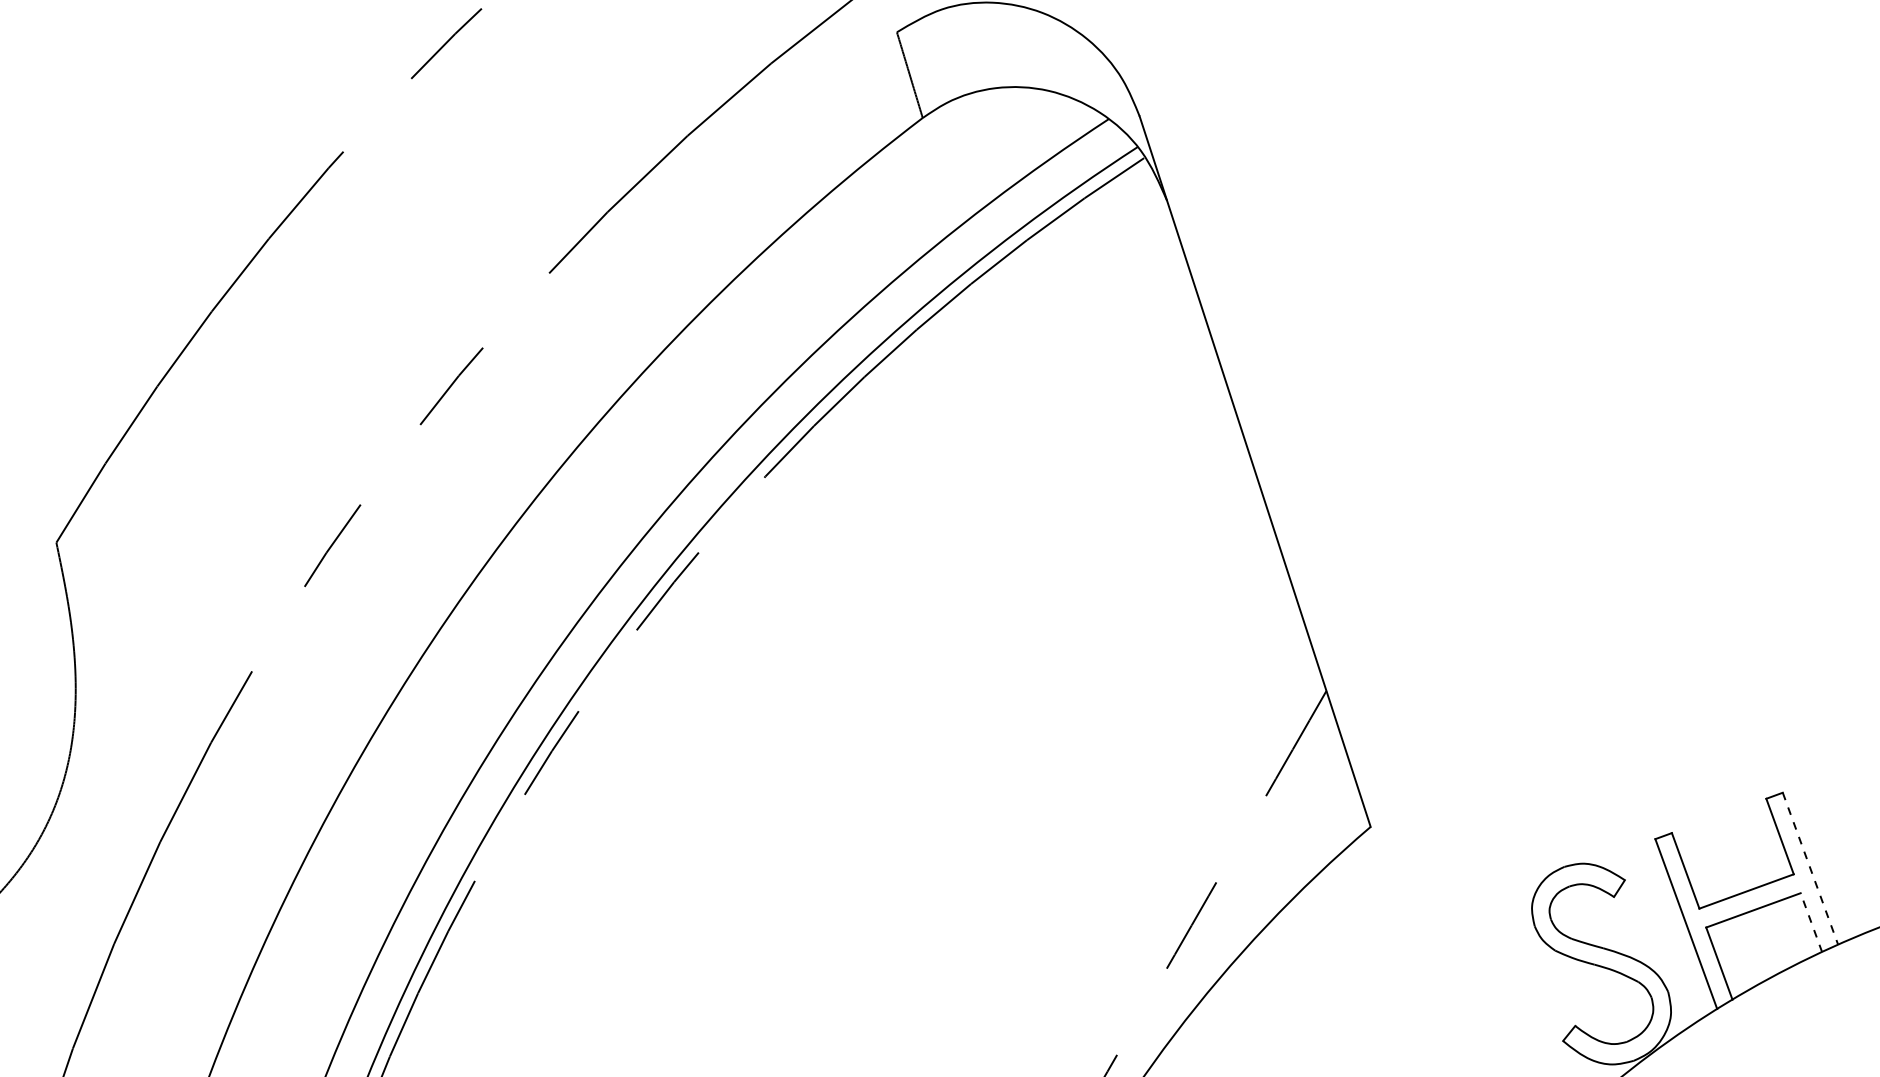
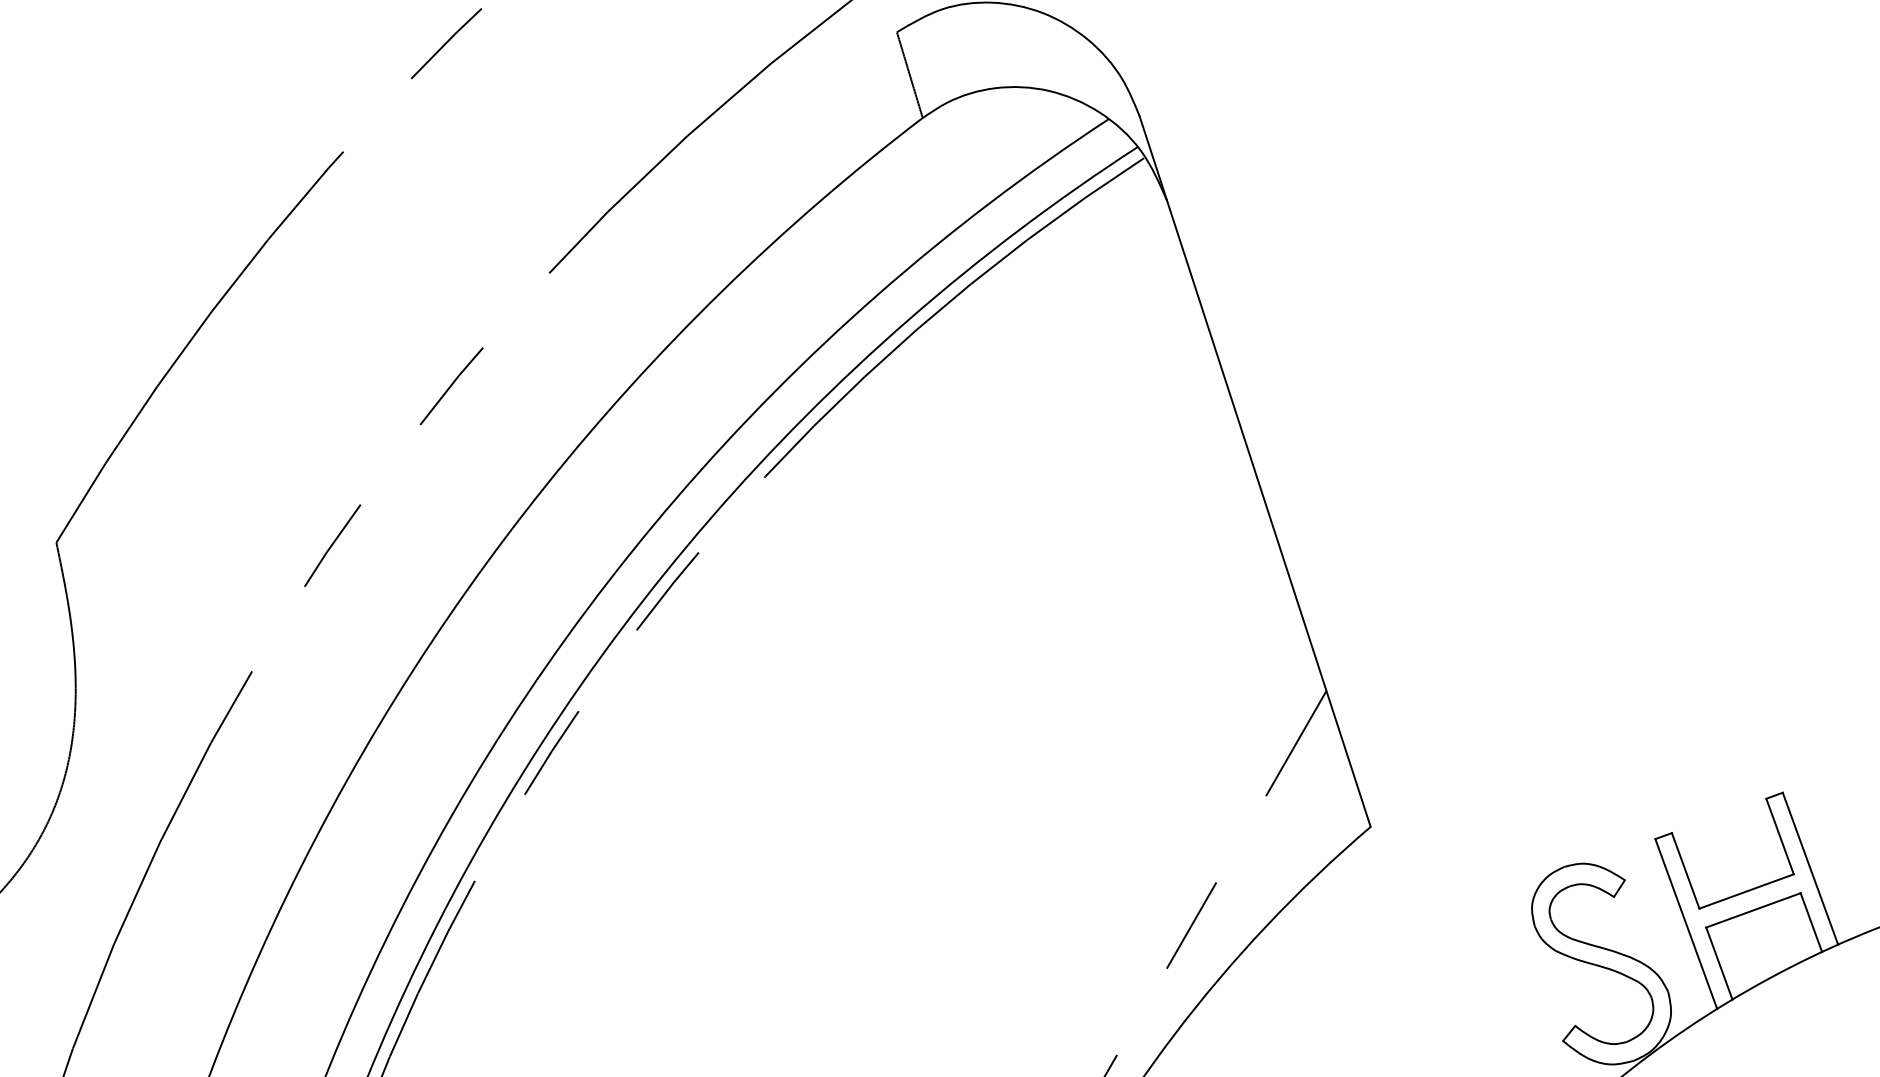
line: dashed -> solid (1810, 868)
line: dashed -> solid (1811, 922)
